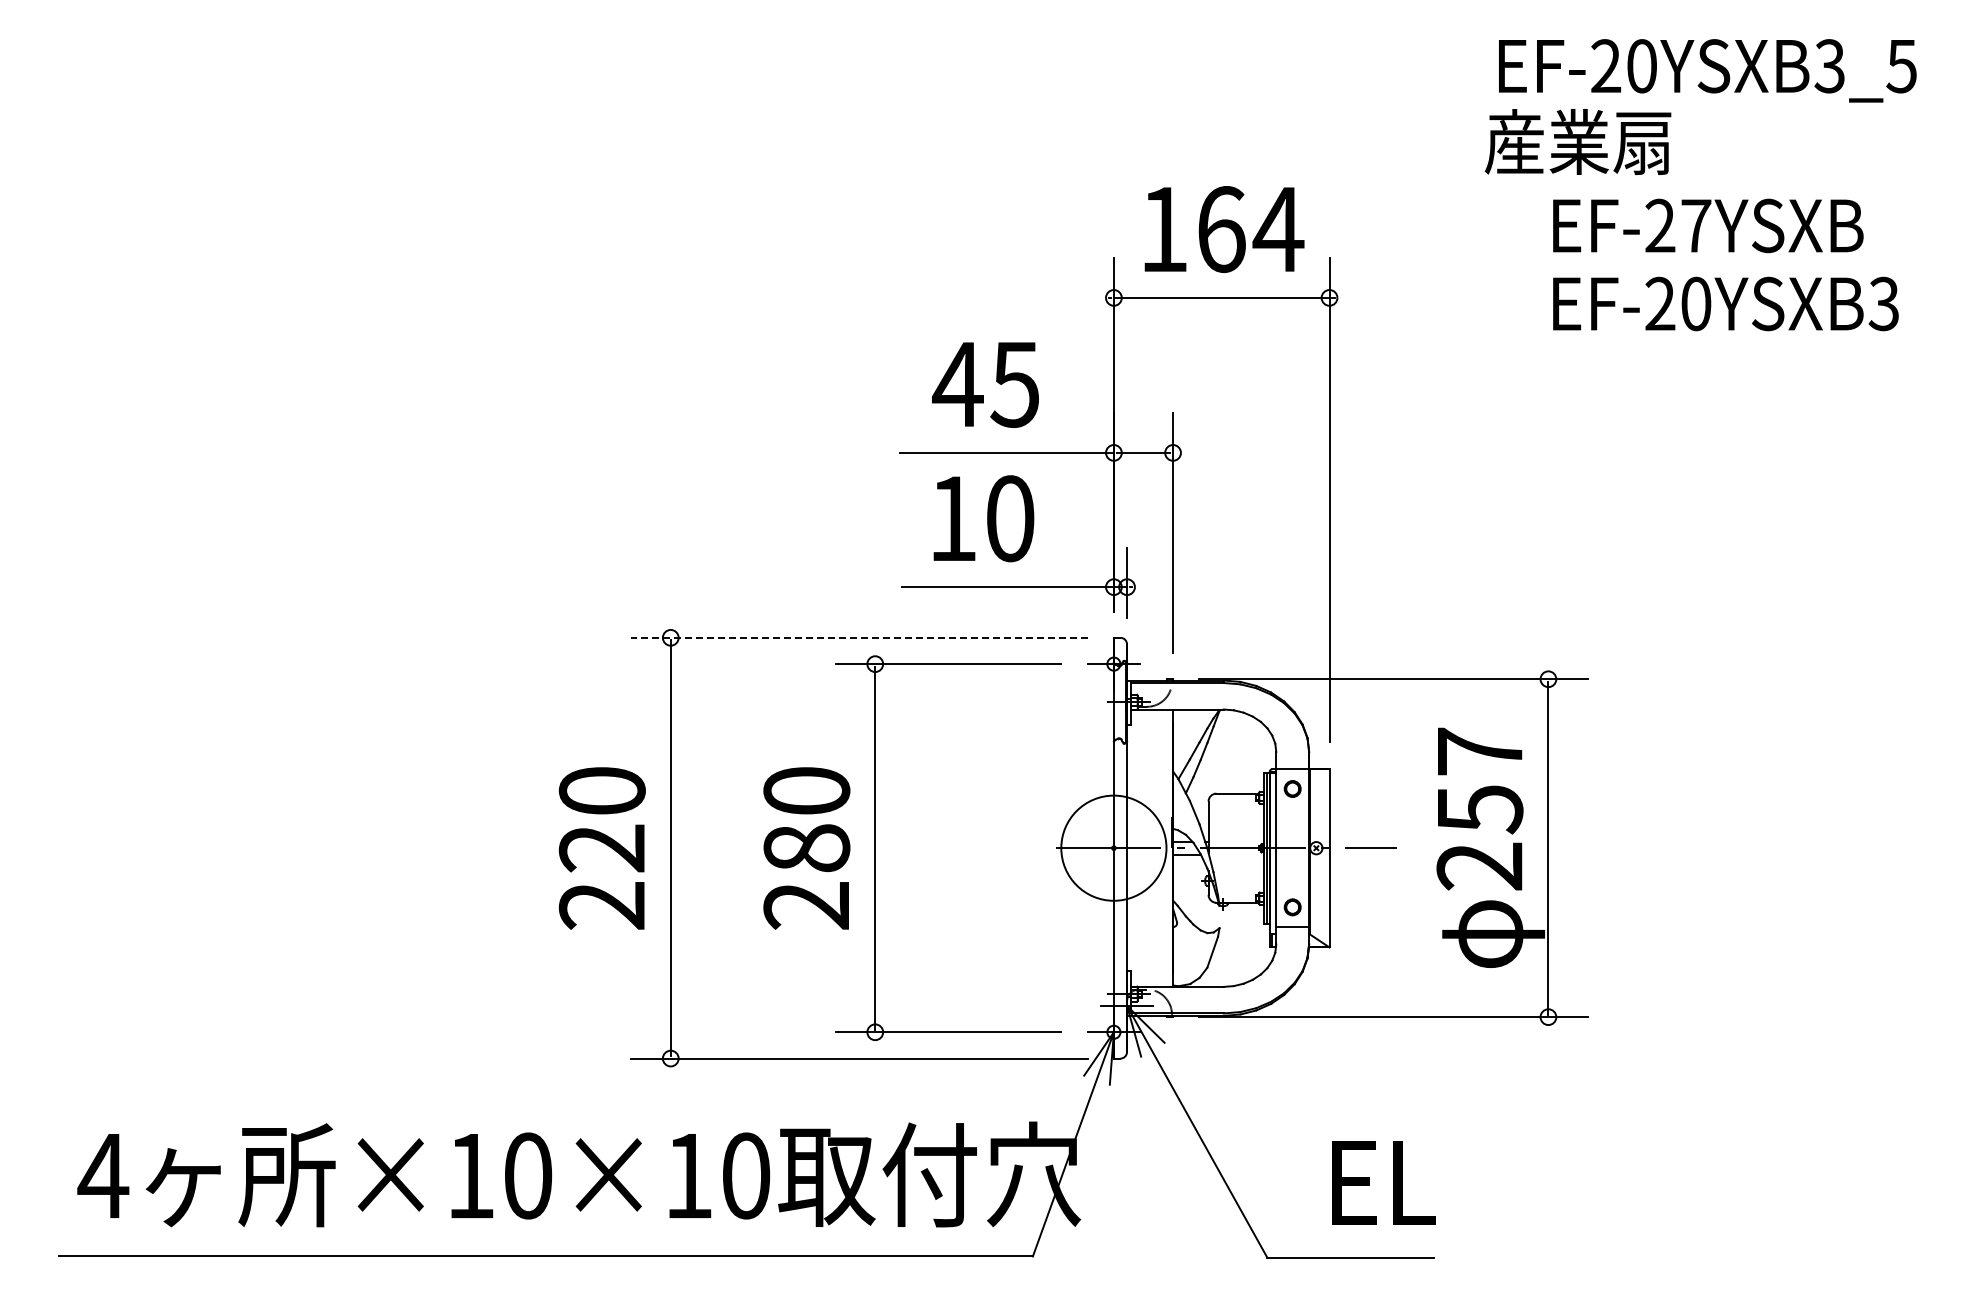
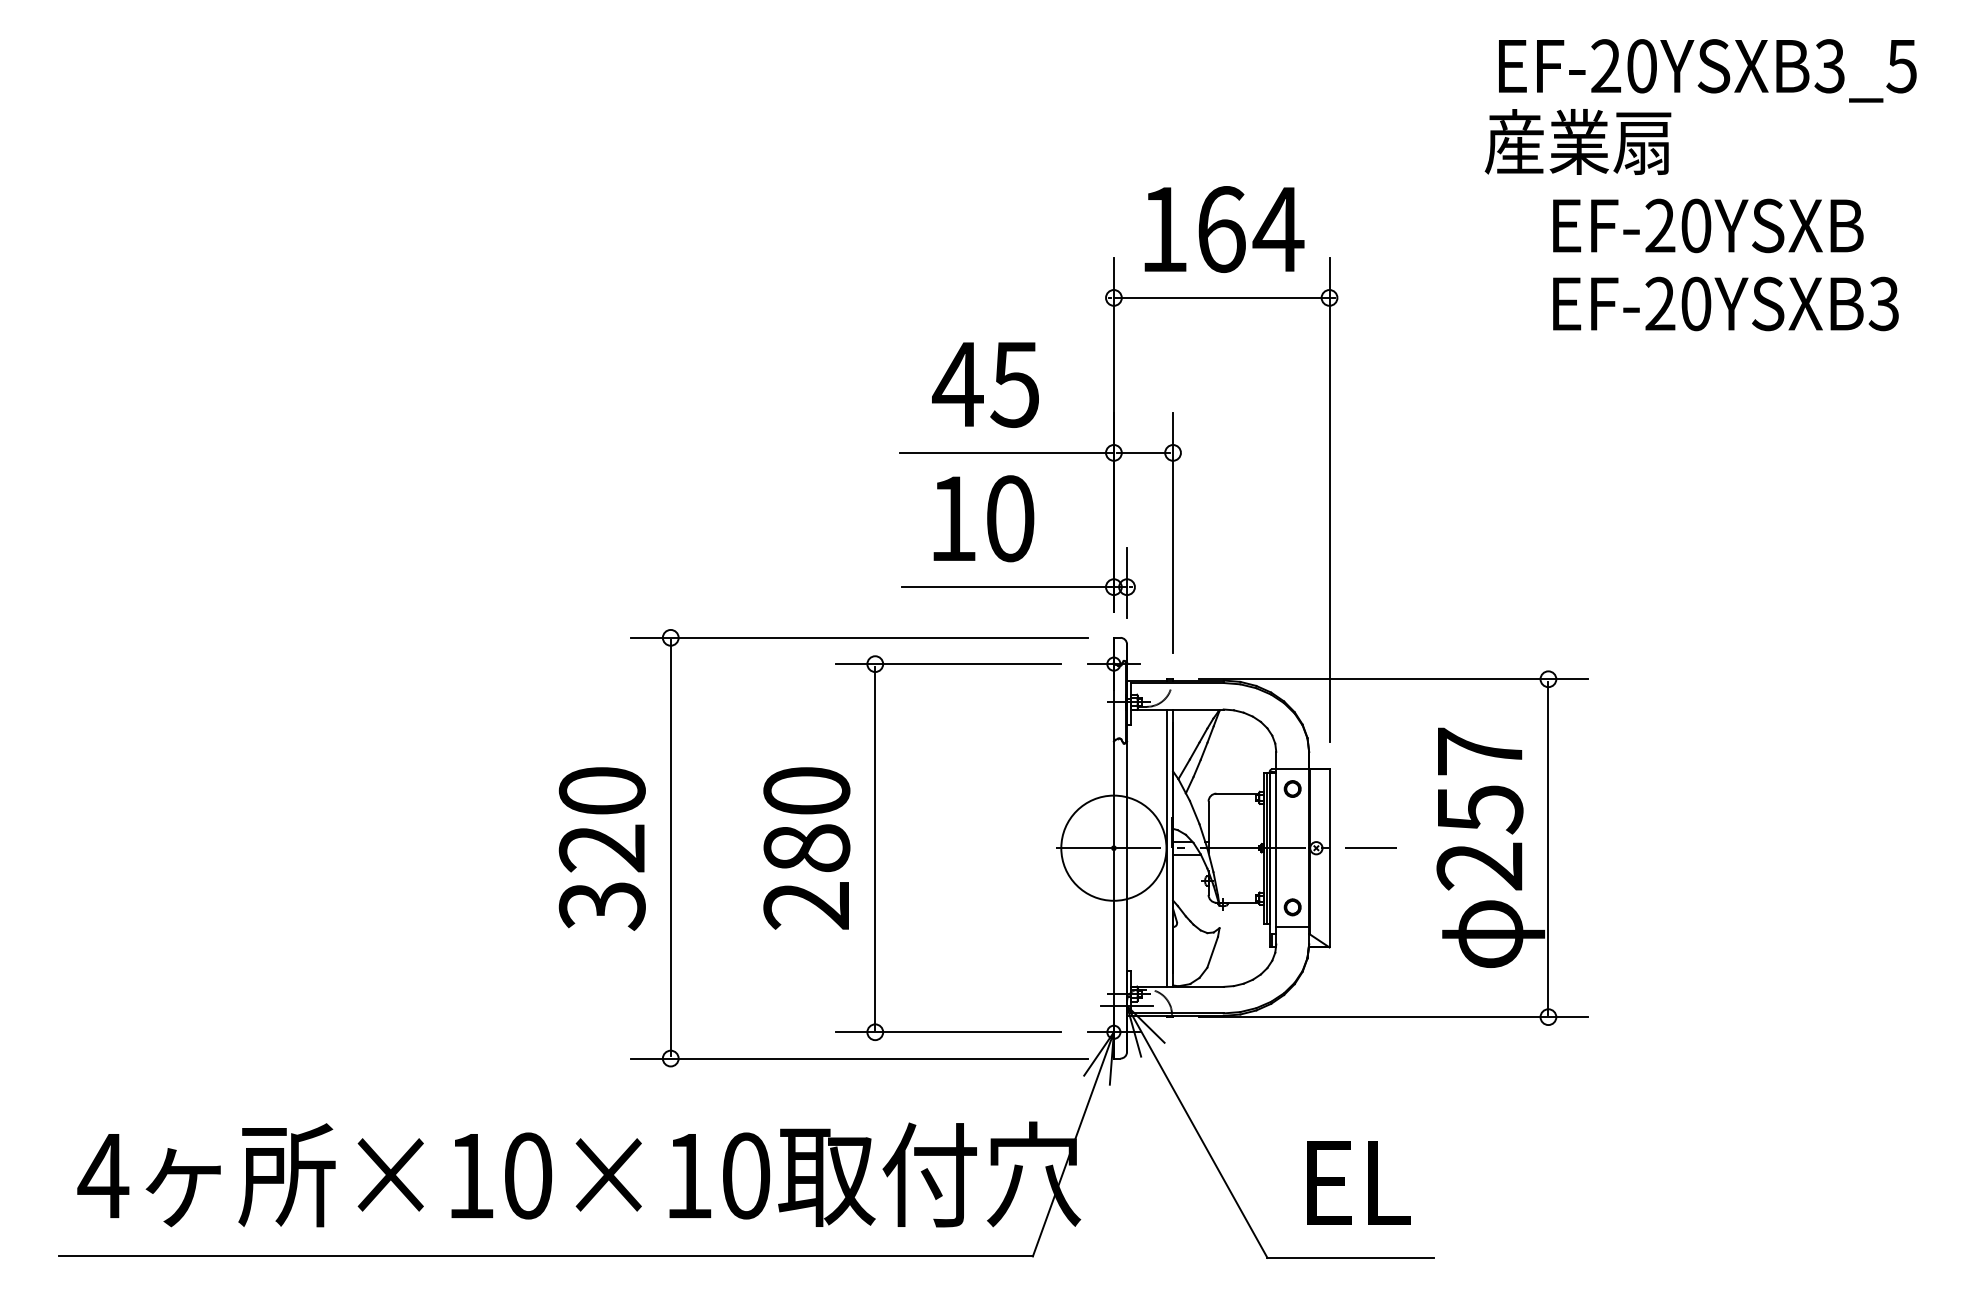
text: EF-27YSXB -> EF-20YSXB (1696, 225)
line: dashed -> solid (858, 637)
line: none -> present (1166, 847)
text: 220 -> 320 (602, 906)
text position: (1383, 1182) -> (1358, 1182) (1358, 1182)
